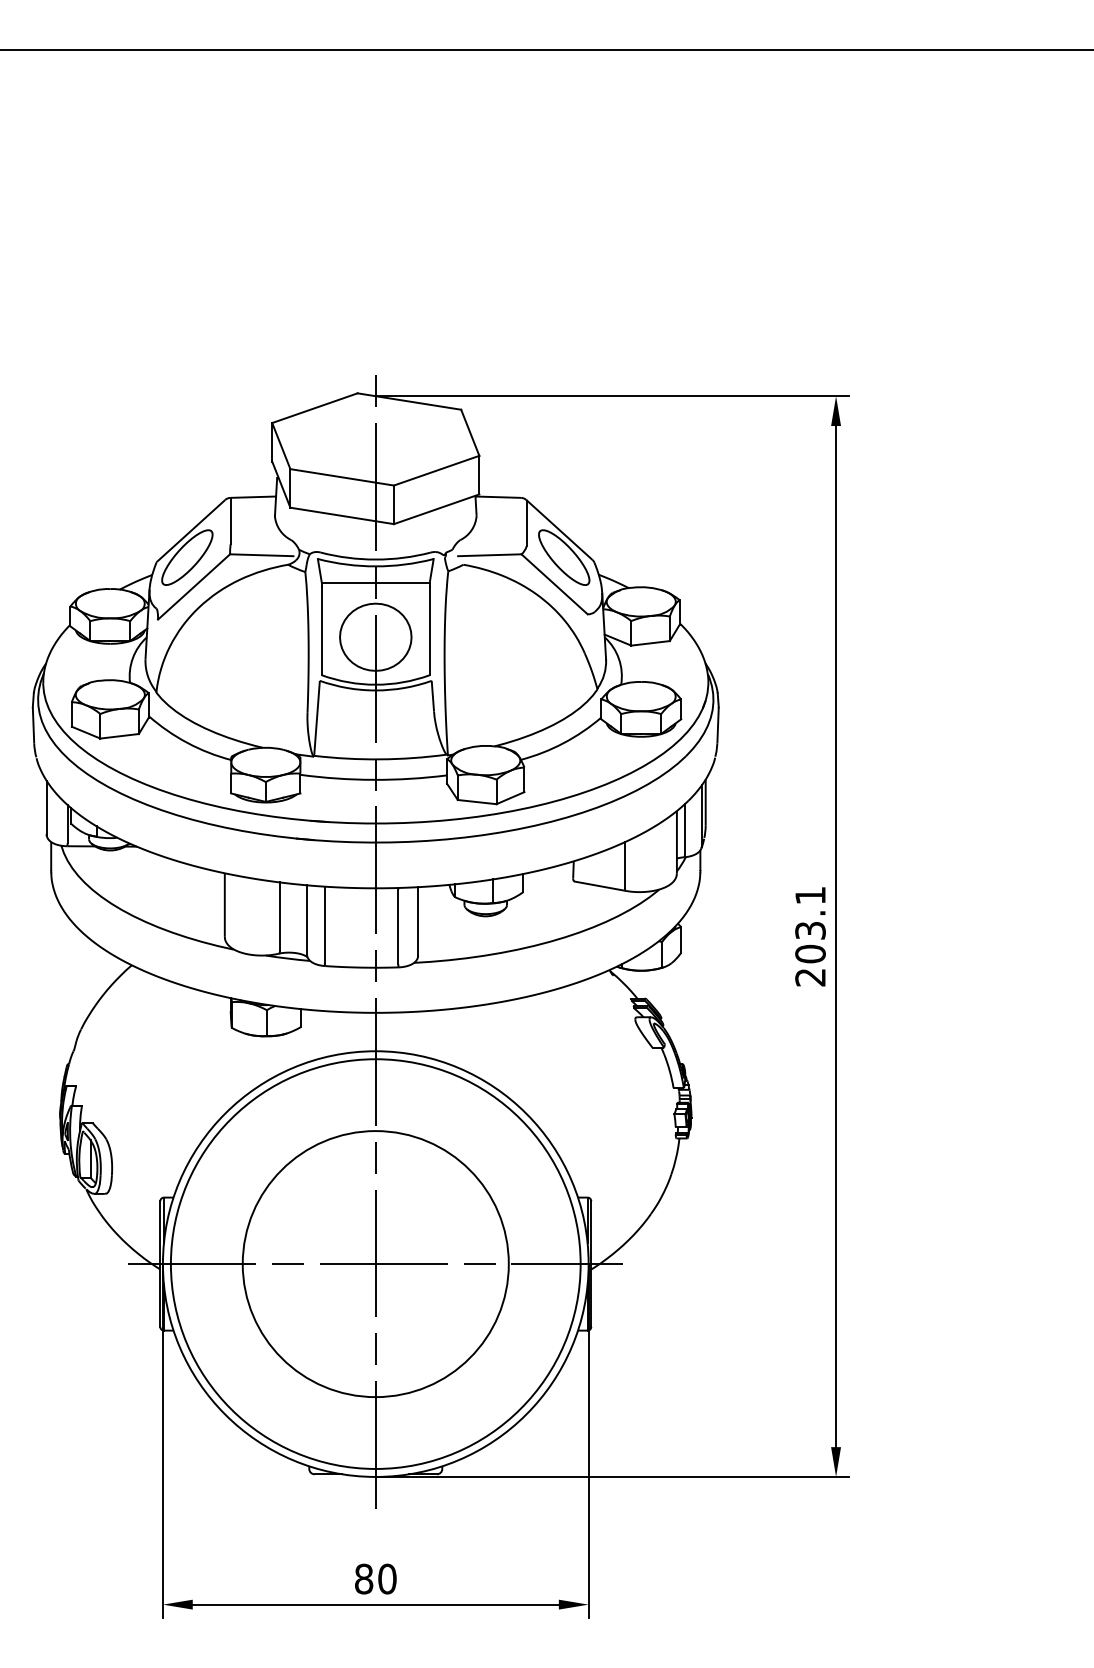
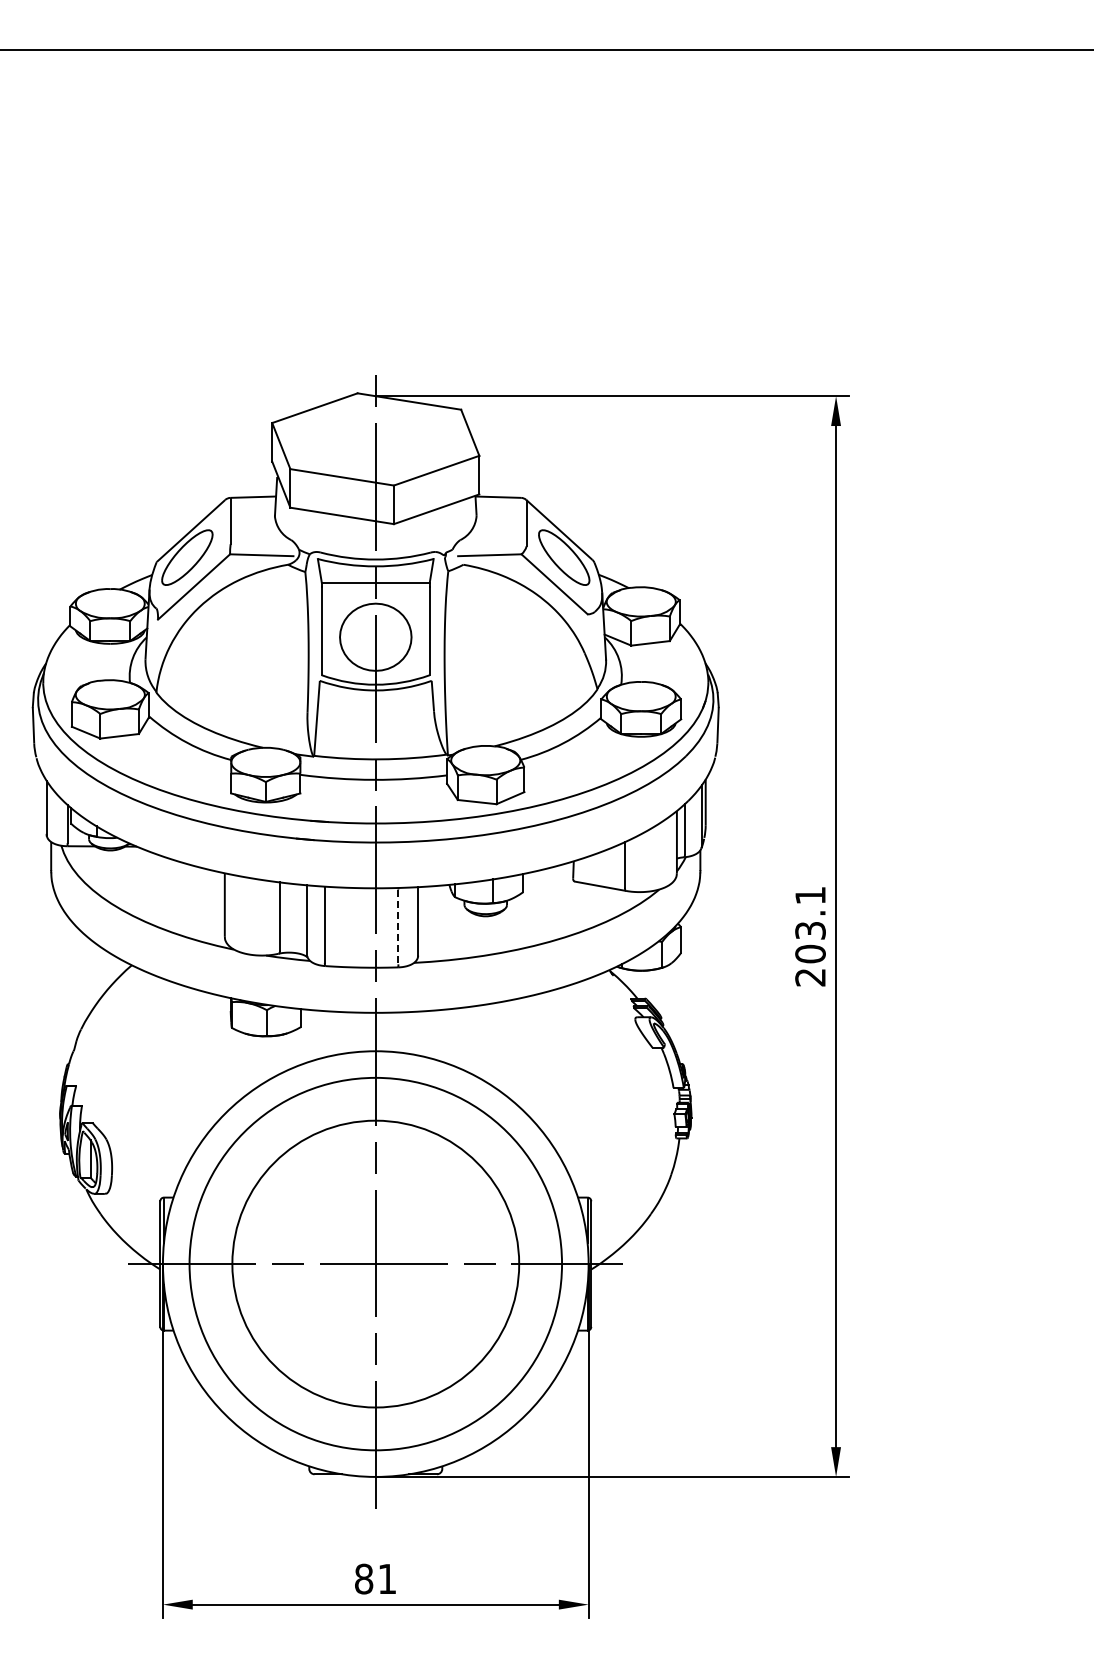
line: solid -> dashed (398, 927)
circle diameter: 410 px -> 287 px (375, 1263)
circle diameter: 266 px -> 372 px (375, 1263)
text: 80 -> 81 (387, 1578)
